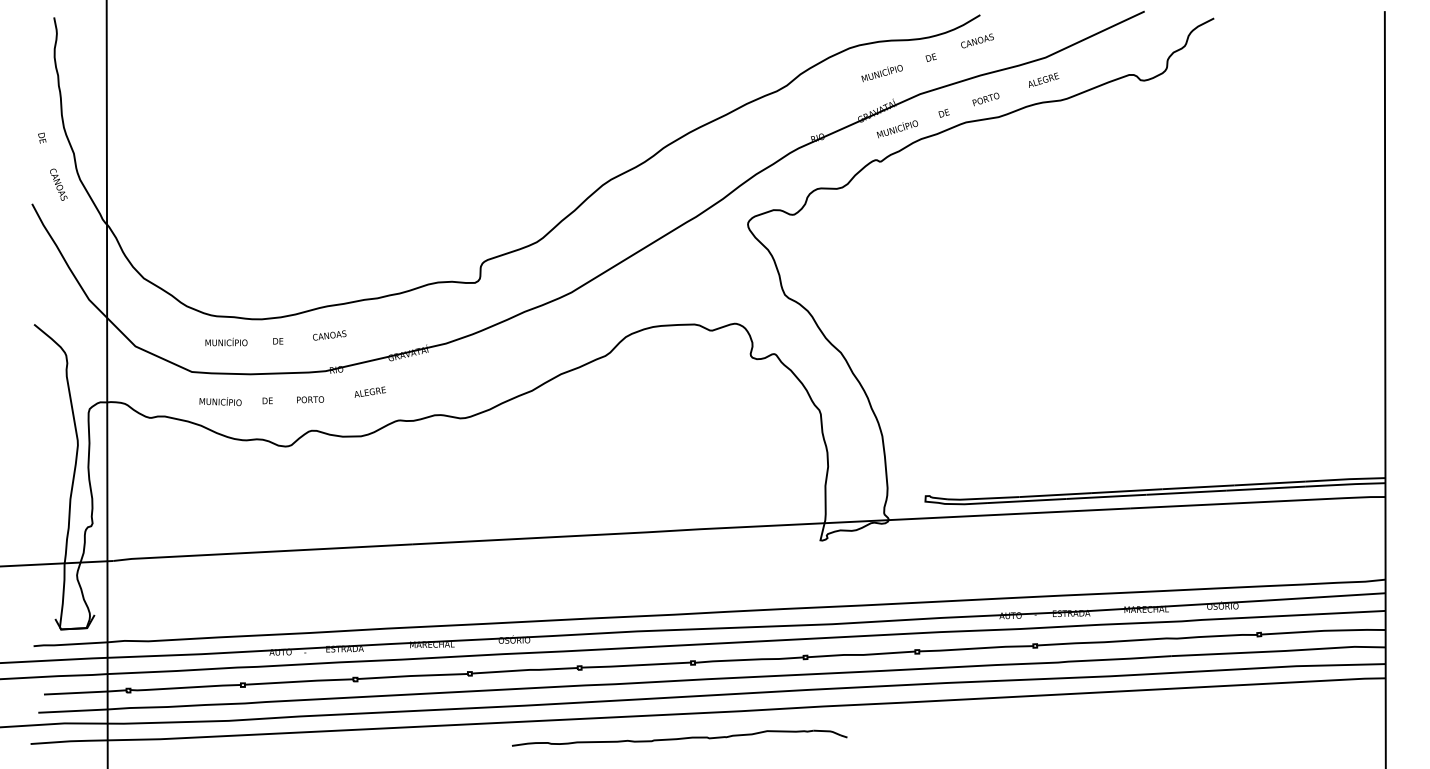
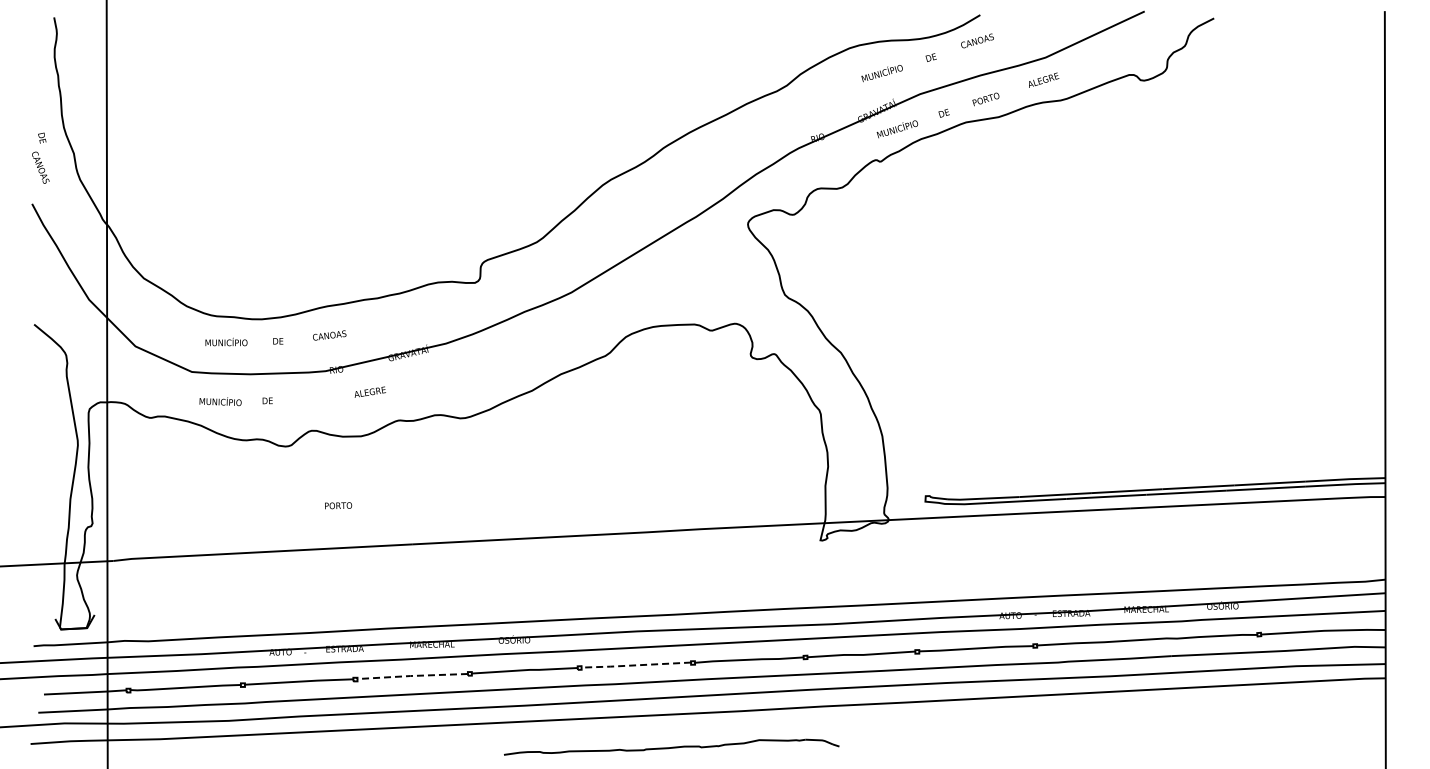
text position: (58, 184) -> (40, 167) (40, 167)
text position: (310, 399) -> (338, 505) (338, 505)
line: solid -> dashed (635, 665)
line: solid -> dashed (411, 675)
part position: (679, 737) -> (671, 746) (671, 746)
